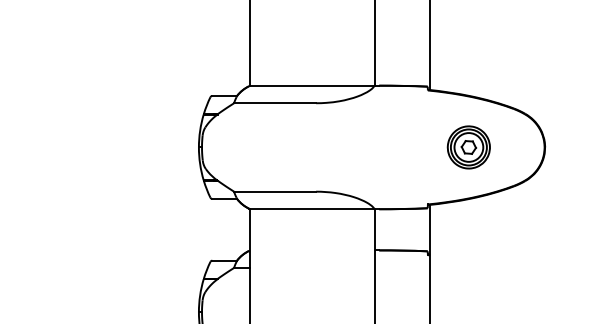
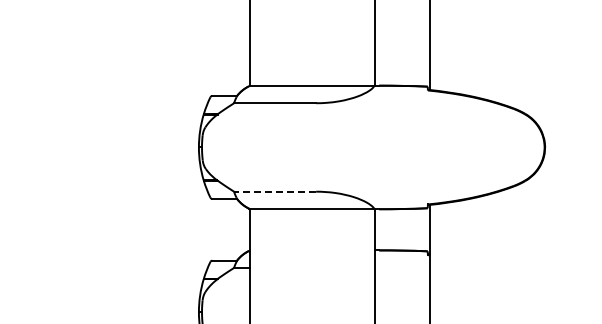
part: present -> none (468, 147)
line: solid -> dashed (274, 191)
